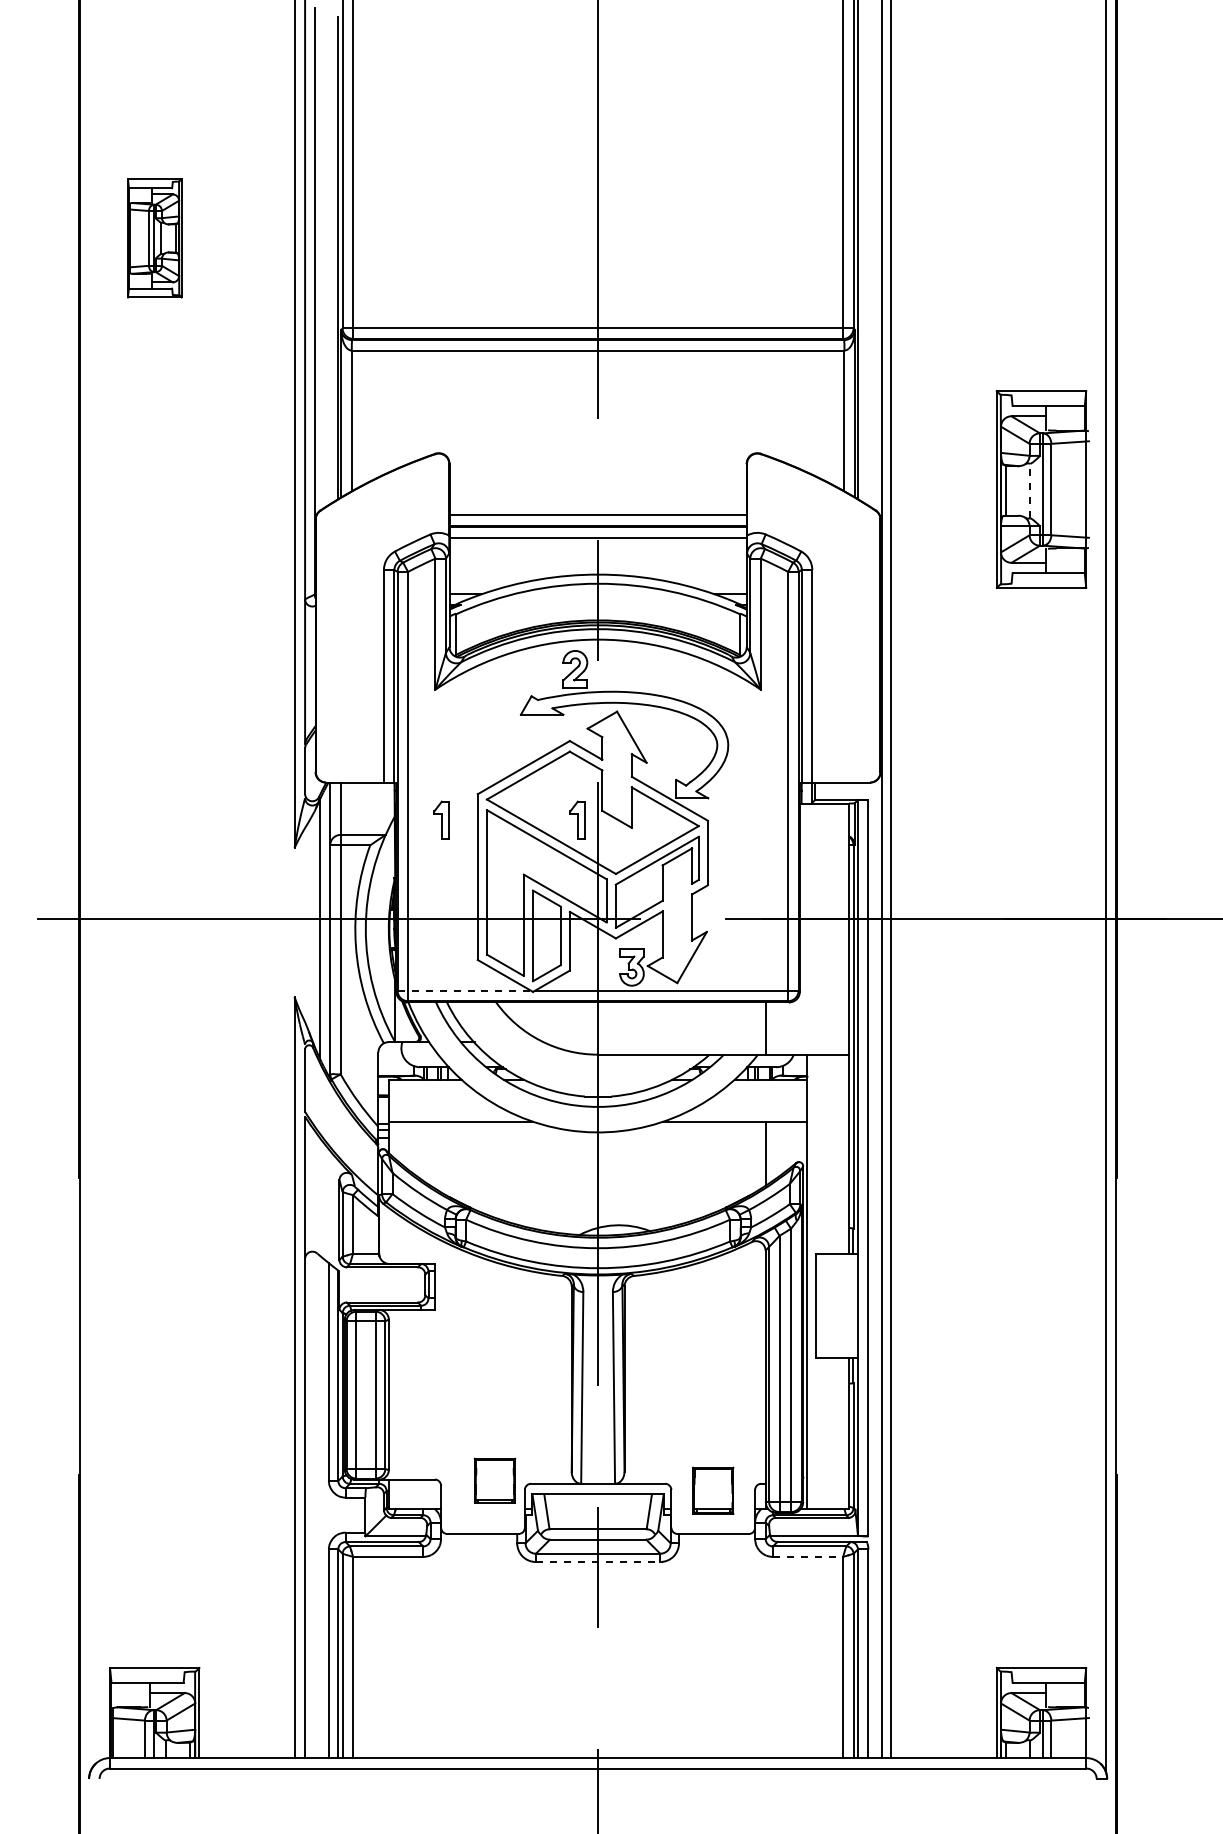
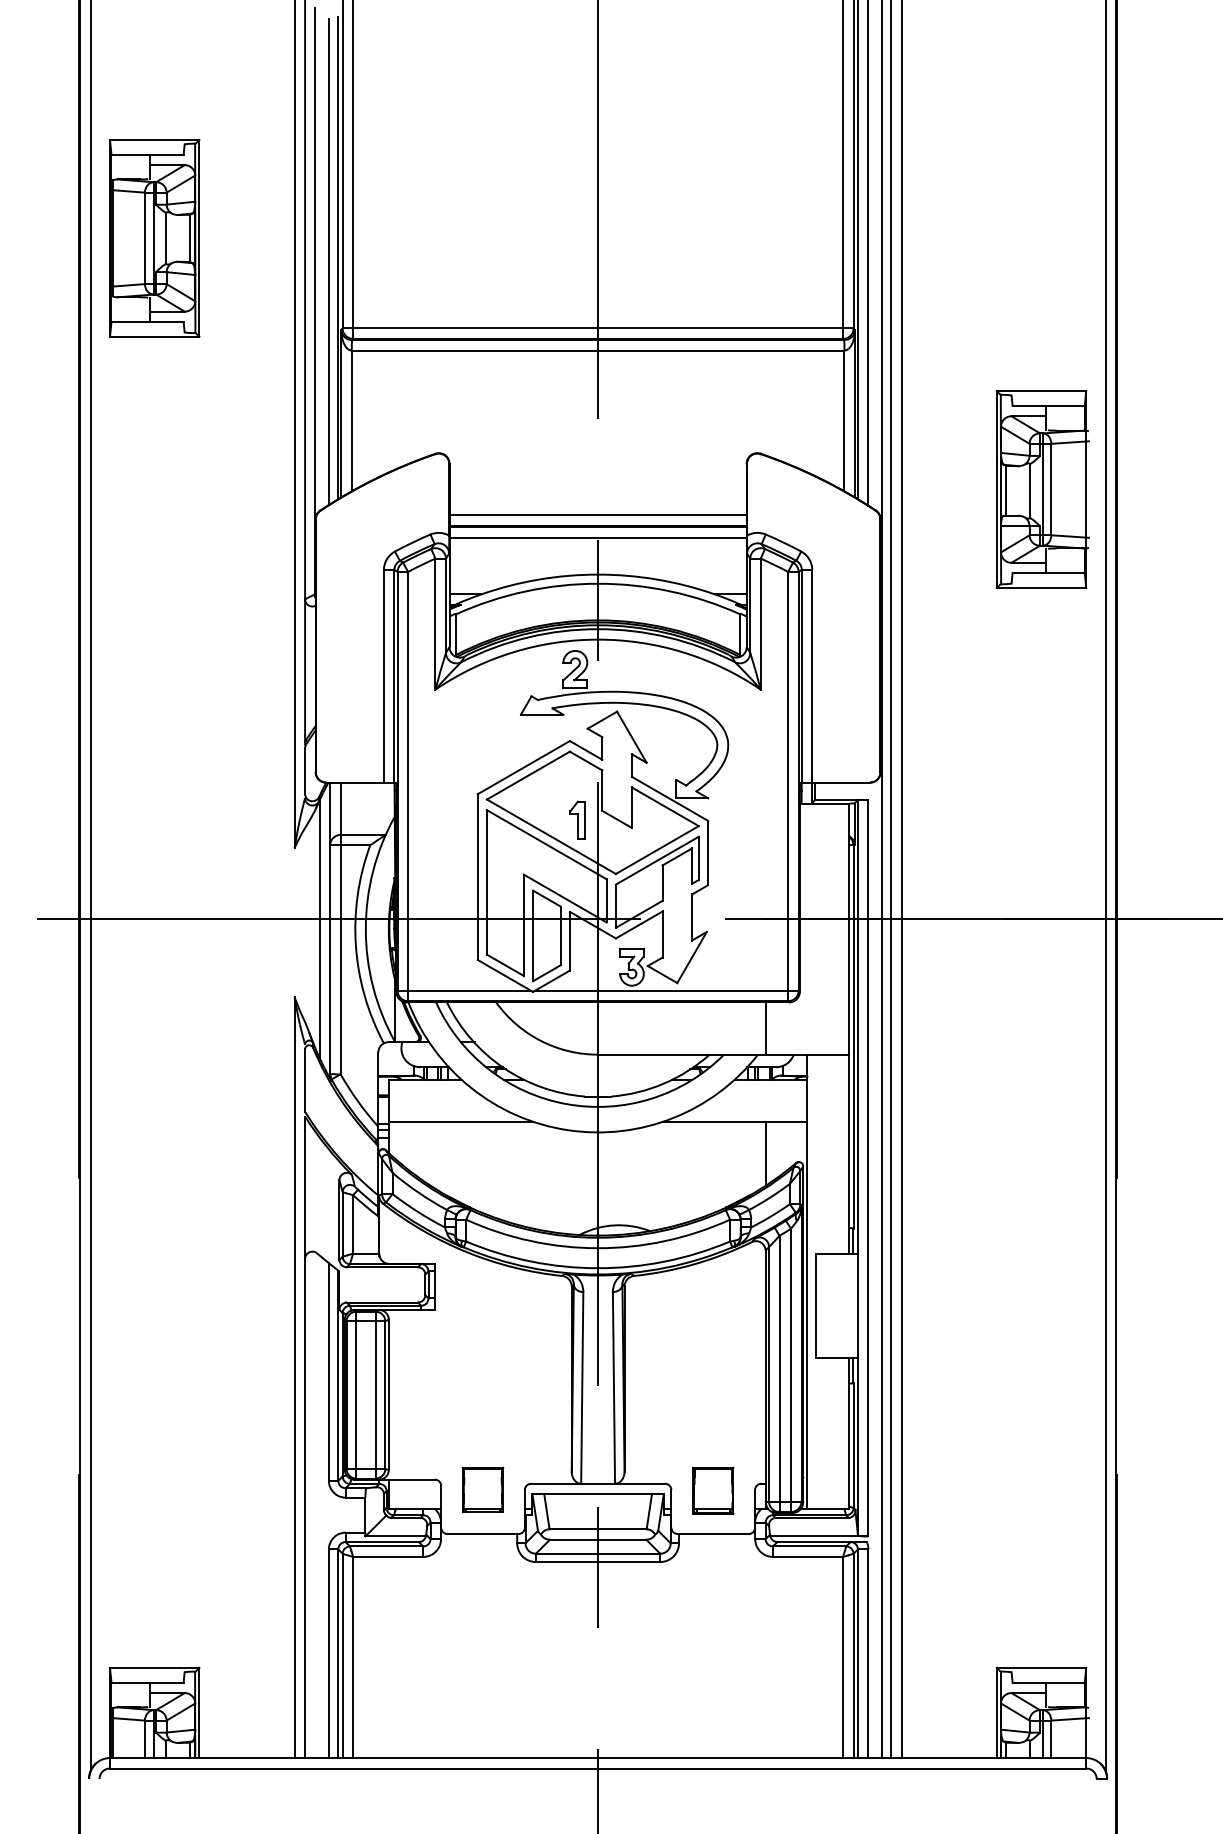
part size: 56x121 px -> 92x199 px (154, 238)
line: none -> present (868, 253)
line: none -> present (328, 262)
line: dashed -> solid (1030, 490)
part: present -> none (441, 819)
line: none -> present (901, 880)
line: none -> present (90, 886)
line: dashed -> solid (464, 990)
part position: (494, 1480) -> (482, 1489) (482, 1489)
line: dashed -> solid (808, 1556)
line: dashed -> solid (598, 1562)
